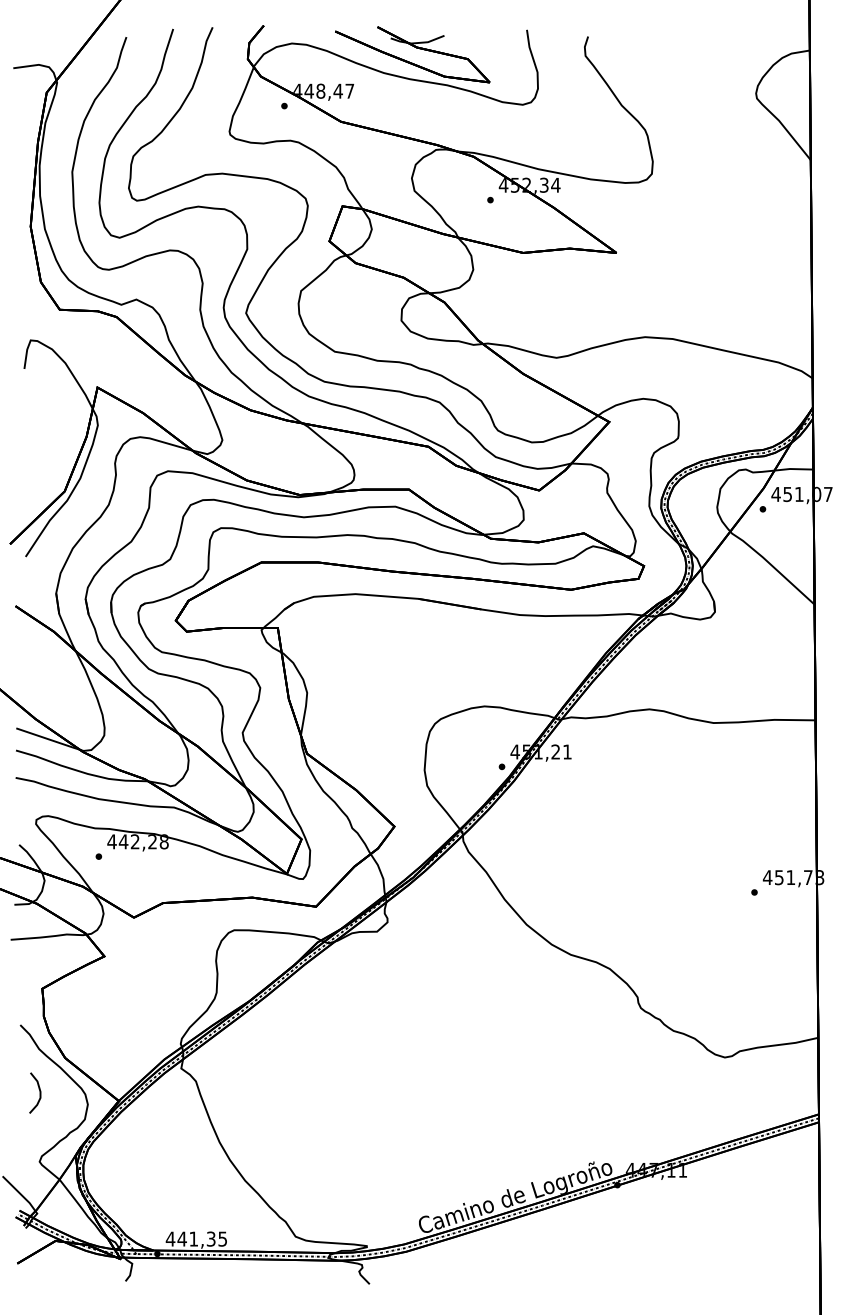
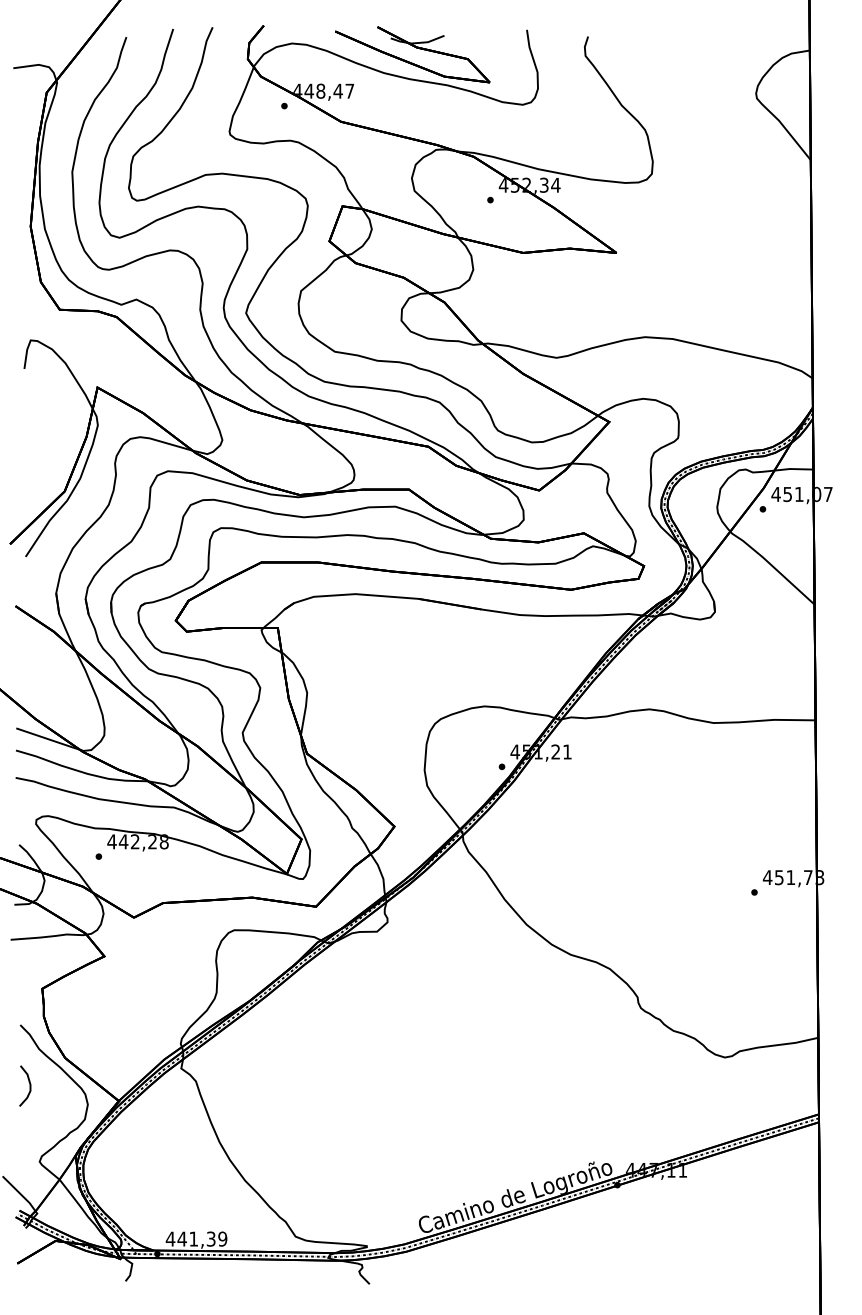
curve position: (39, 1092) -> (29, 1085) (29, 1085)
text: 441,35 -> 441,39 (222, 1238)
